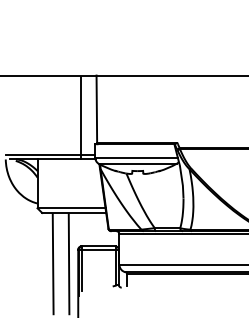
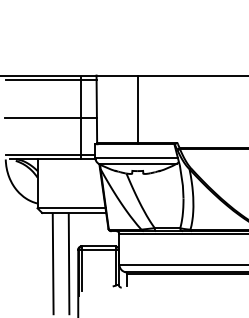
line: none -> present (50, 80)
line: none -> present (137, 109)
line: none -> present (50, 117)
